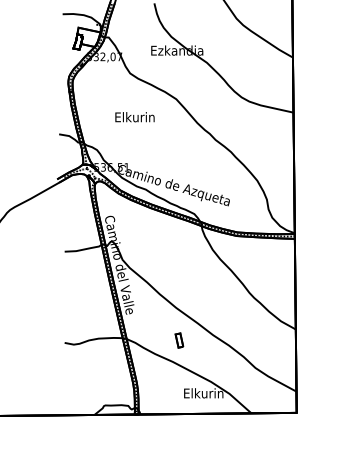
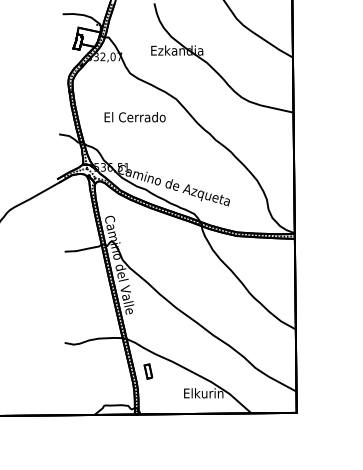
text: Elkurin -> El Cerrado (134, 117)
part position: (179, 340) -> (148, 371) (148, 371)
